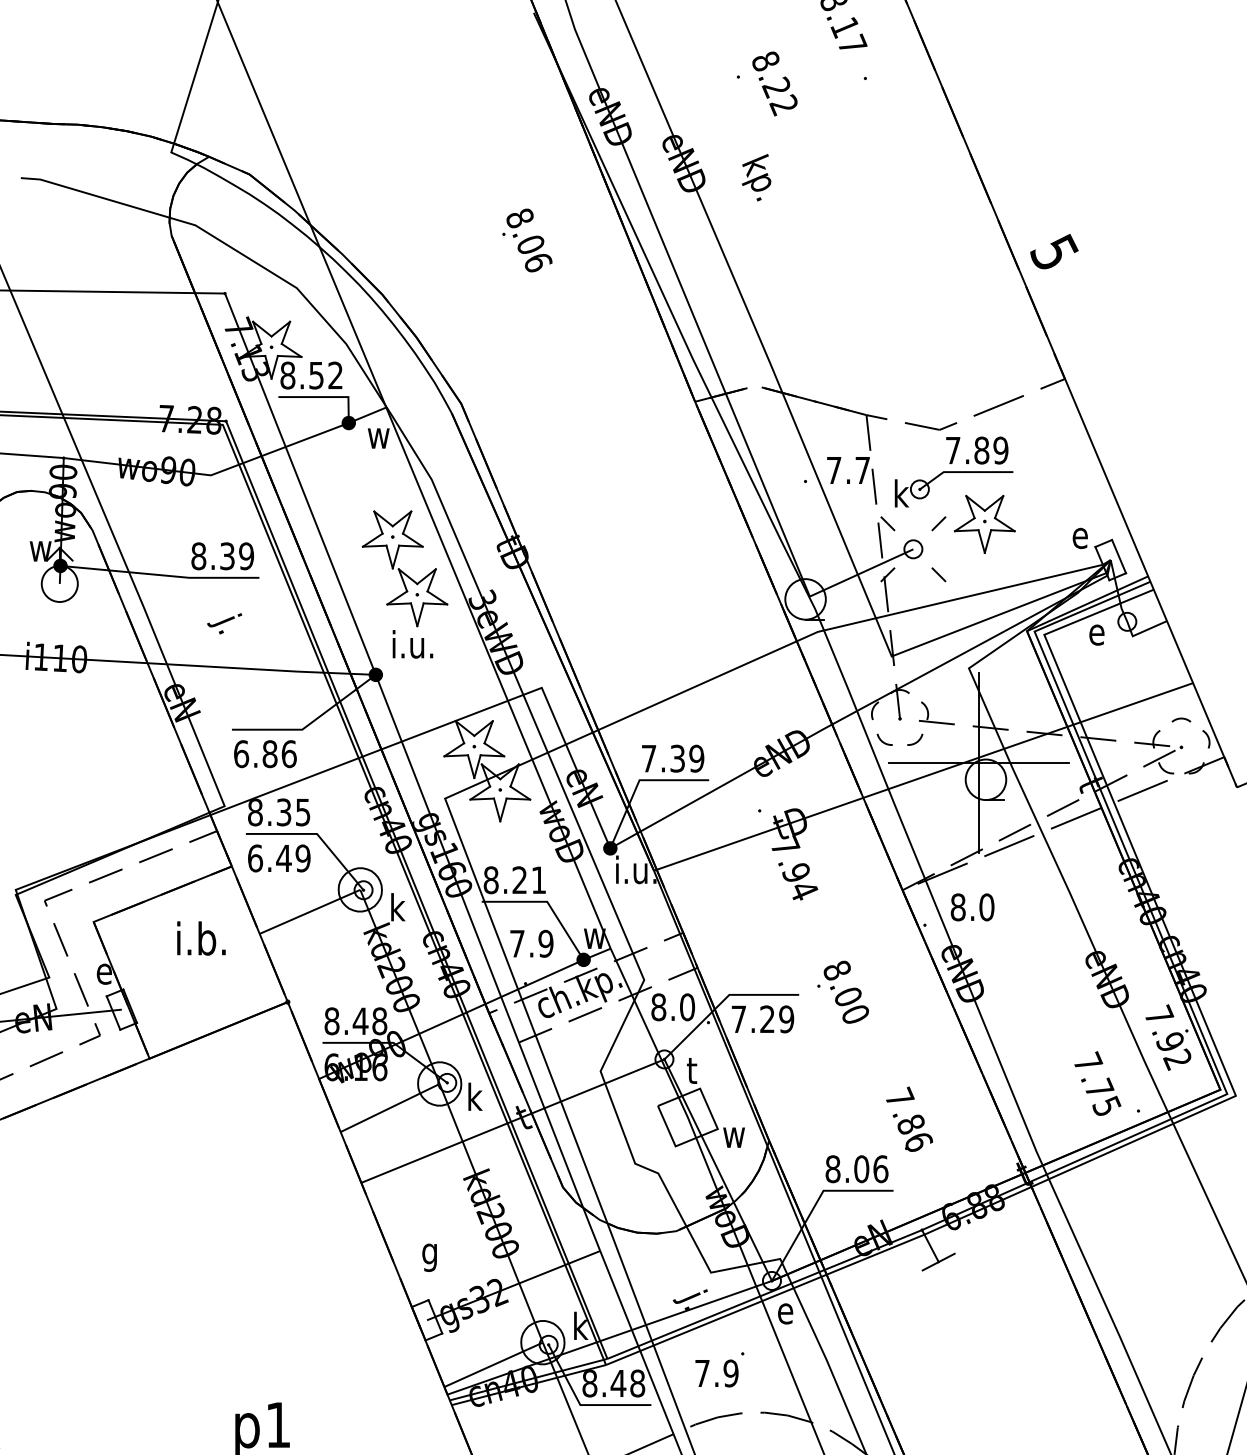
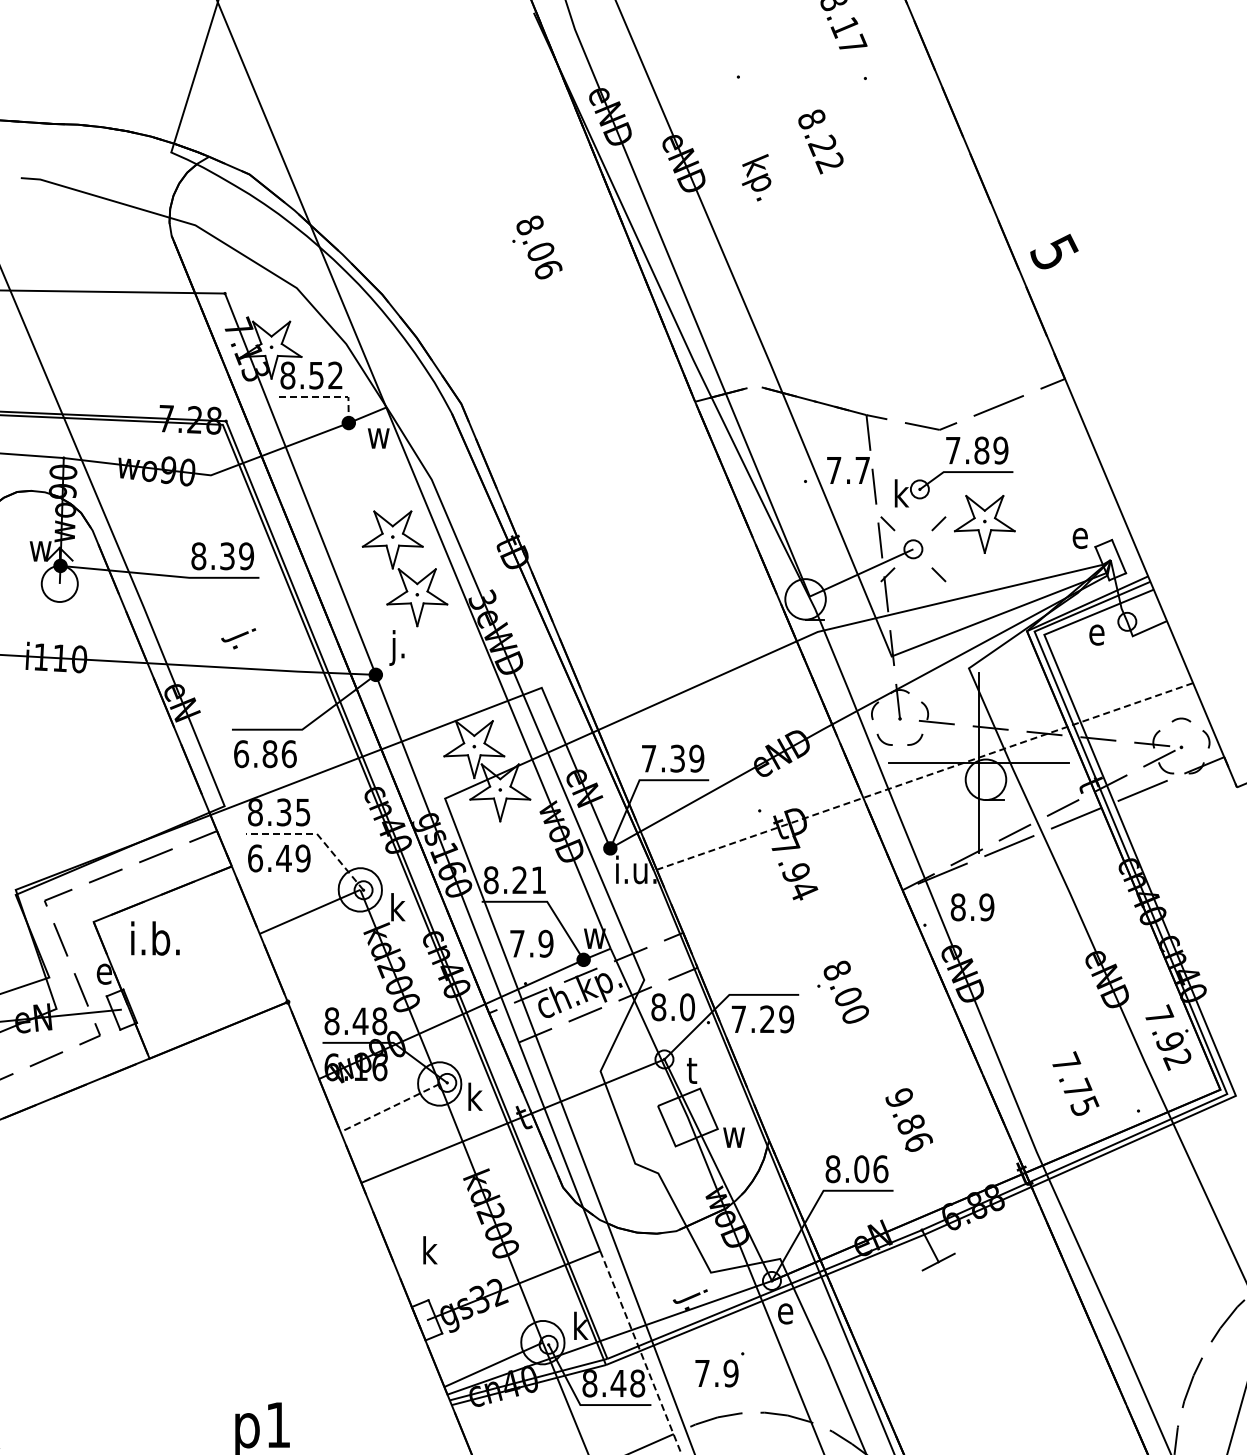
text position: (774, 83) -> (820, 141) (820, 141)
text position: (527, 240) -> (537, 247) (537, 247)
line: solid -> dashed (326, 397)
text position: (224, 623) -> (238, 638) (238, 638)
text: i.u. -> j. (411, 651)
line: solid -> dashed (923, 777)
line: solid -> dashed (317, 833)
text: 8.0 -> 8.9 (986, 907)
text position: (201, 938) -> (155, 938) (155, 938)
text position: (1097, 1083) -> (1075, 1083) (1075, 1083)
text: 7.86 -> 9.86 (899, 1096)
line: solid -> dashed (390, 1107)
text: g -> k (429, 1253)
line: solid -> dashed (641, 1353)
